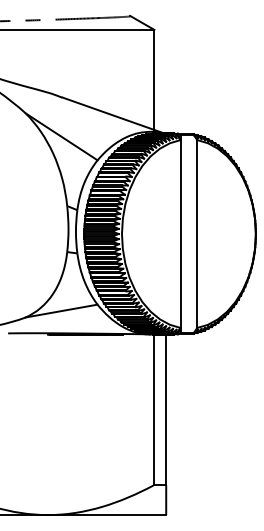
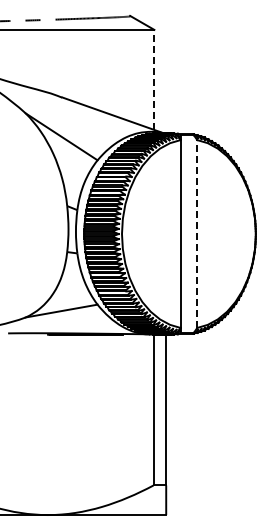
line: solid -> dashed (154, 79)
line: solid -> dashed (197, 234)
